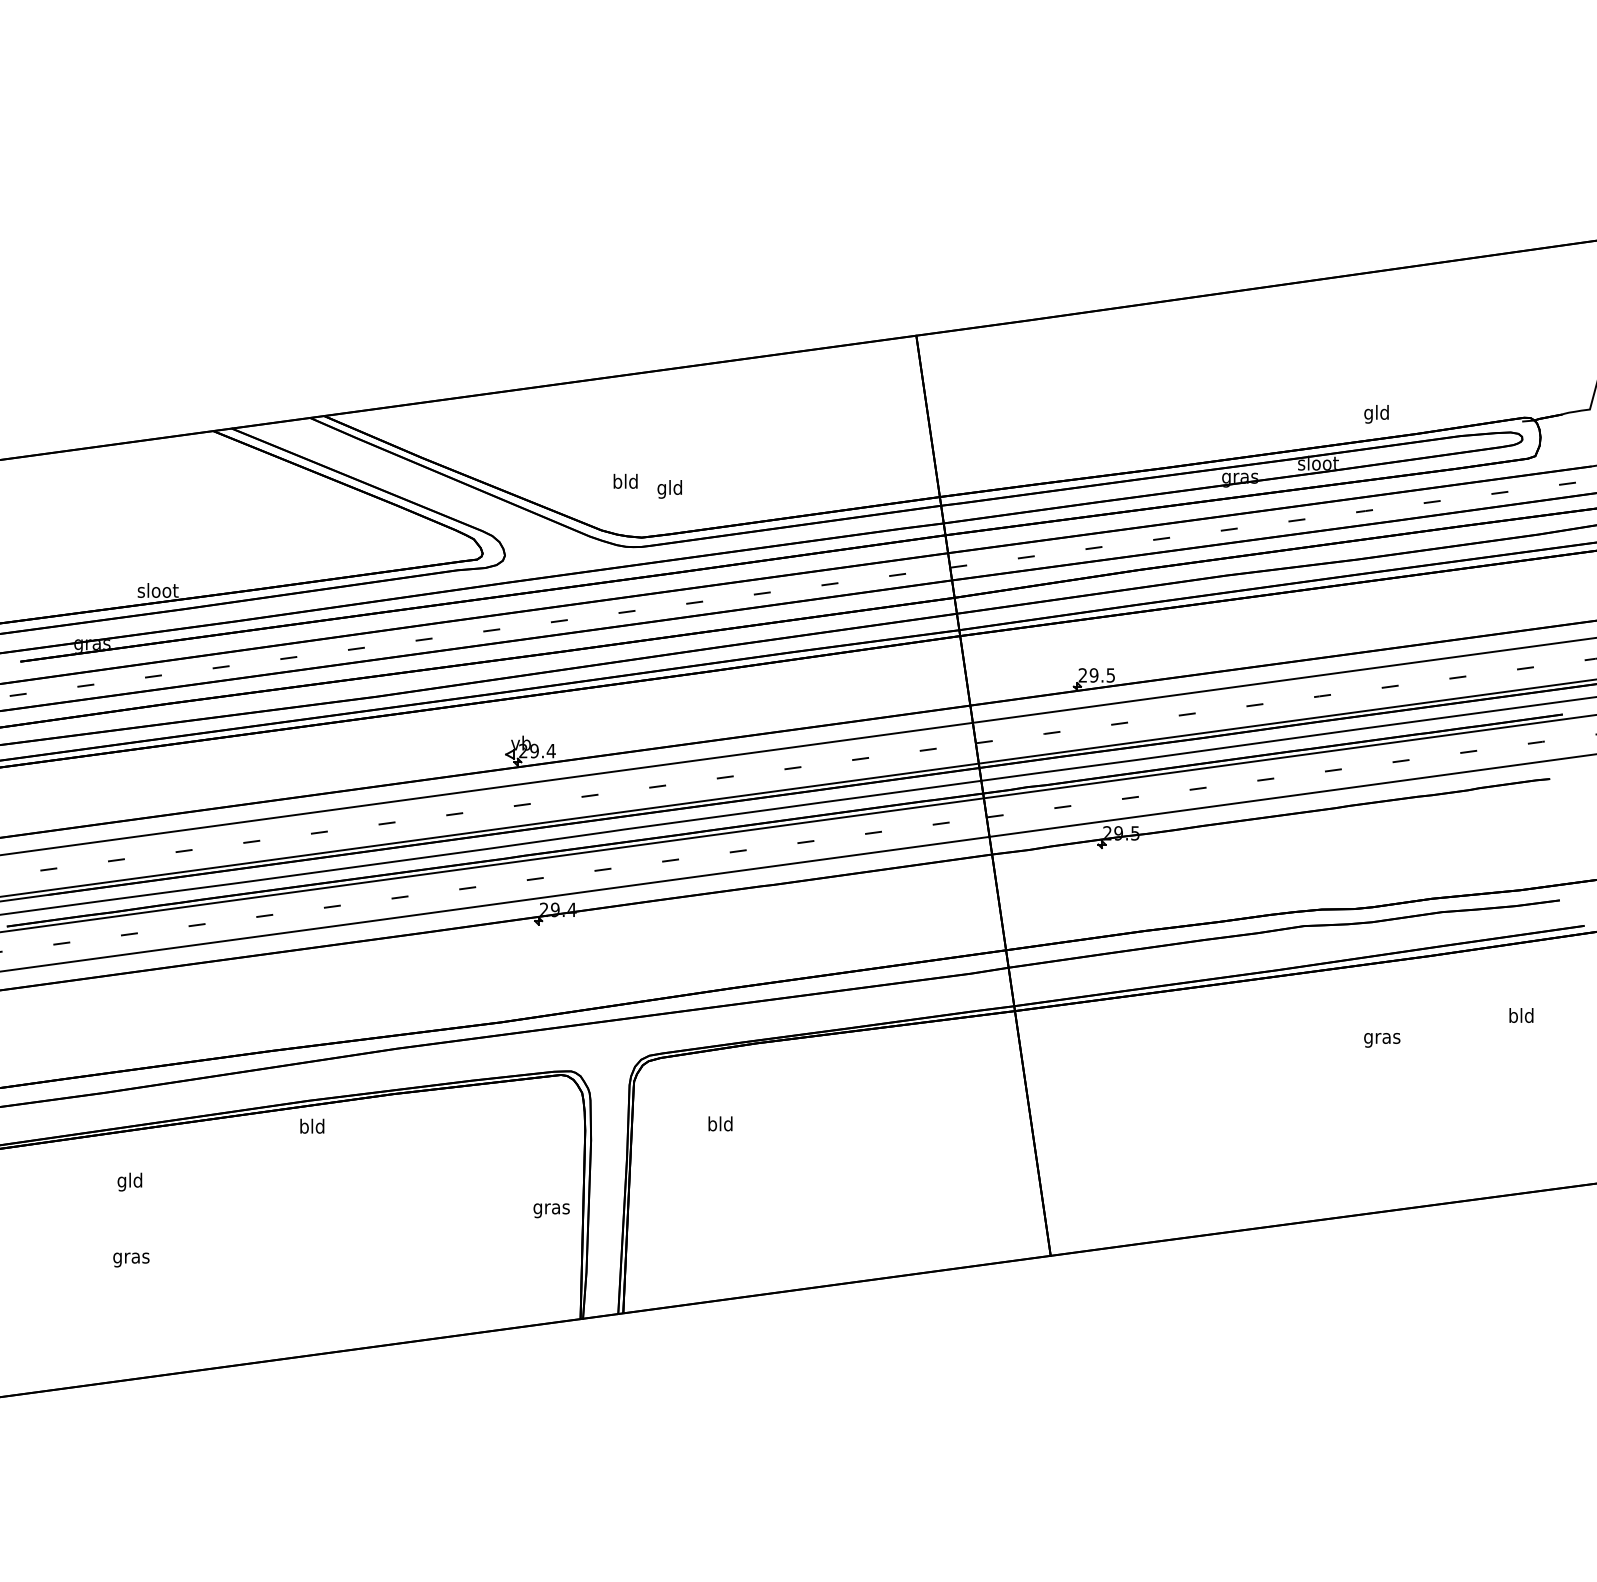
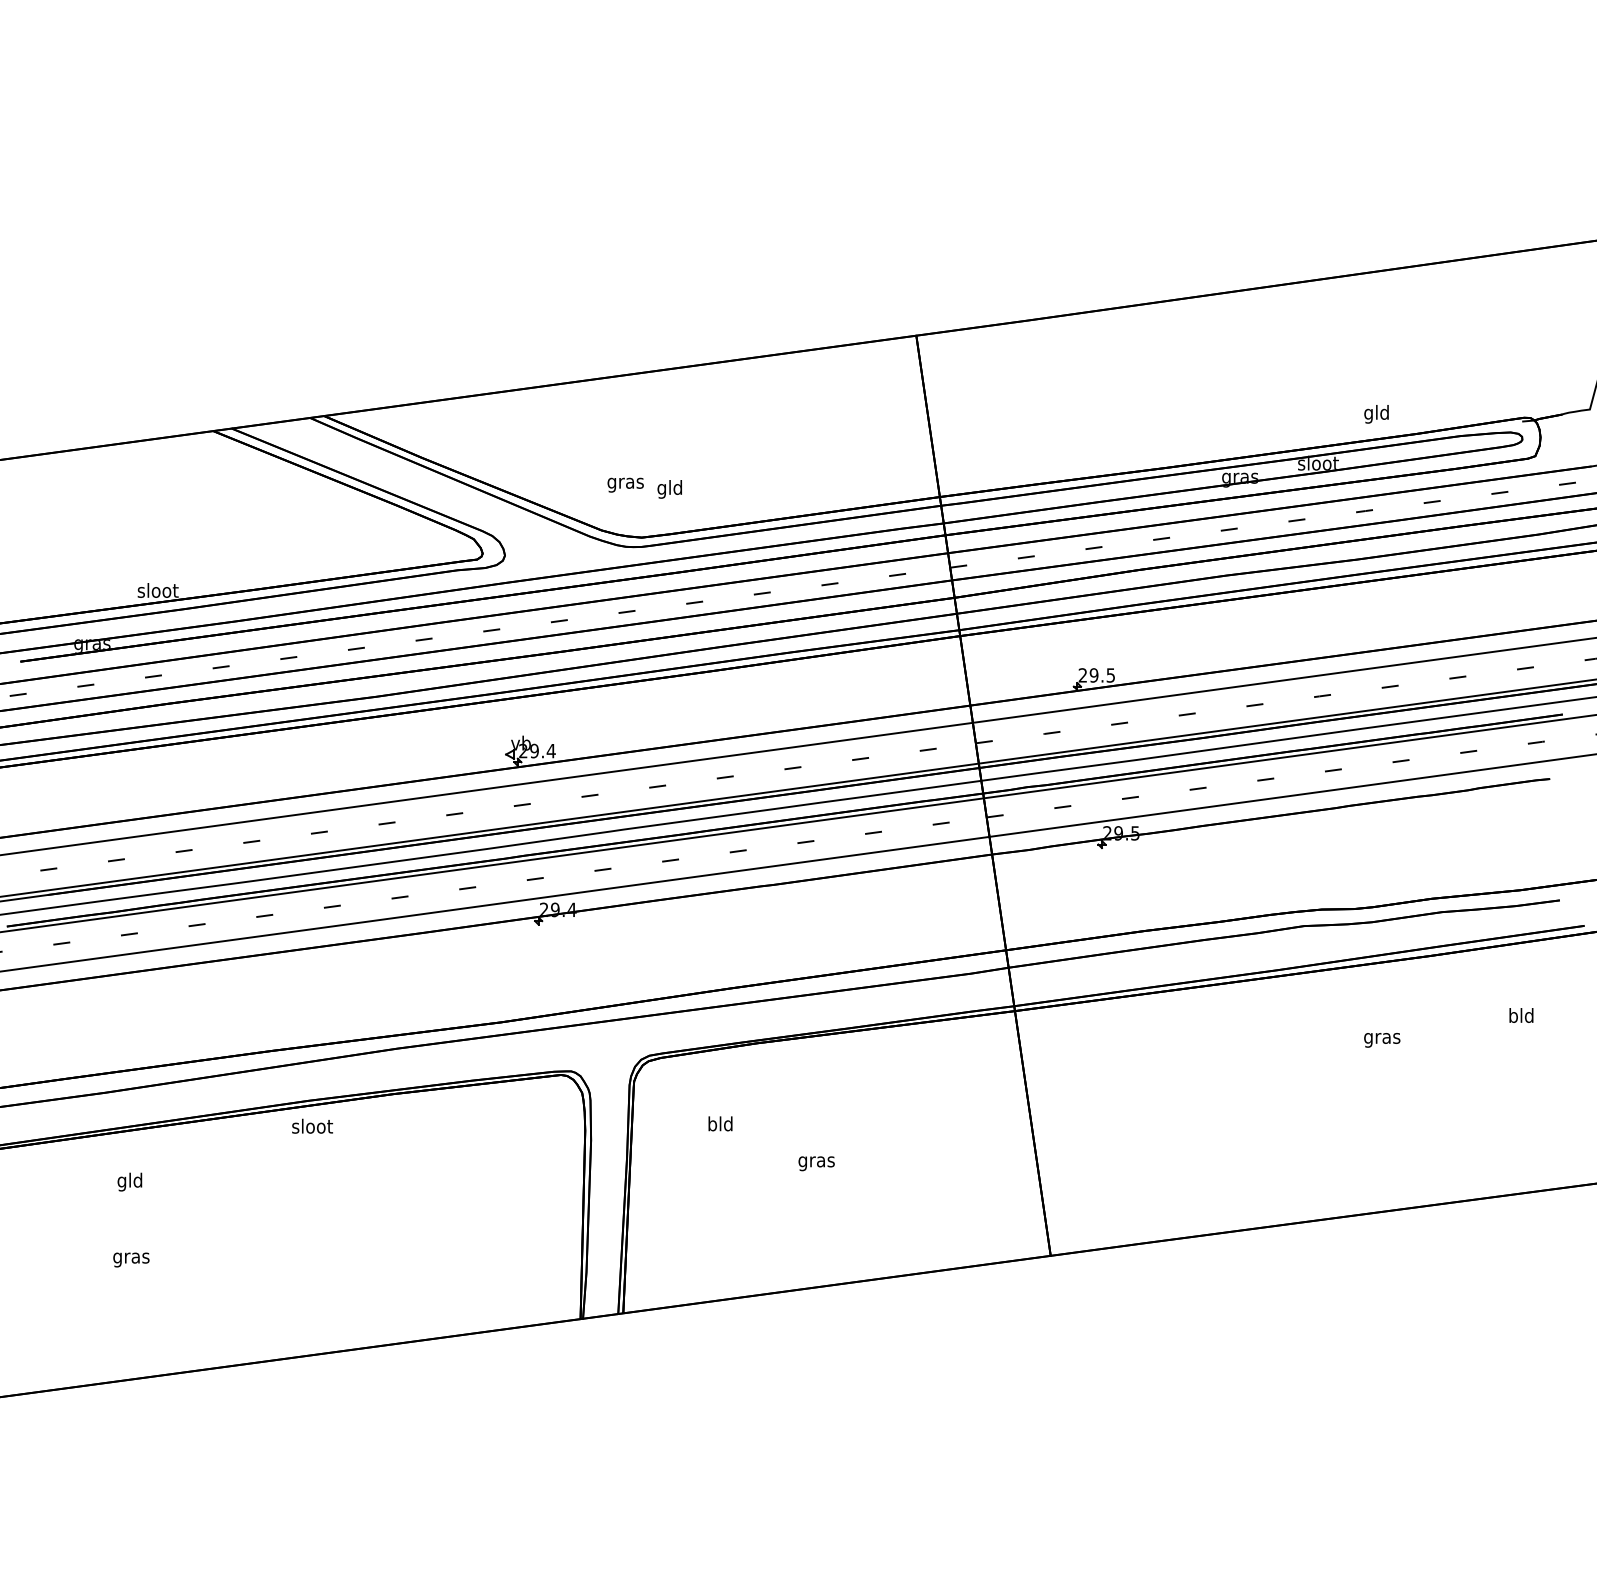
text: bld -> gras (625, 482)
text: bld -> sloot (312, 1125)
text position: (551, 1210) -> (816, 1163) (816, 1163)
